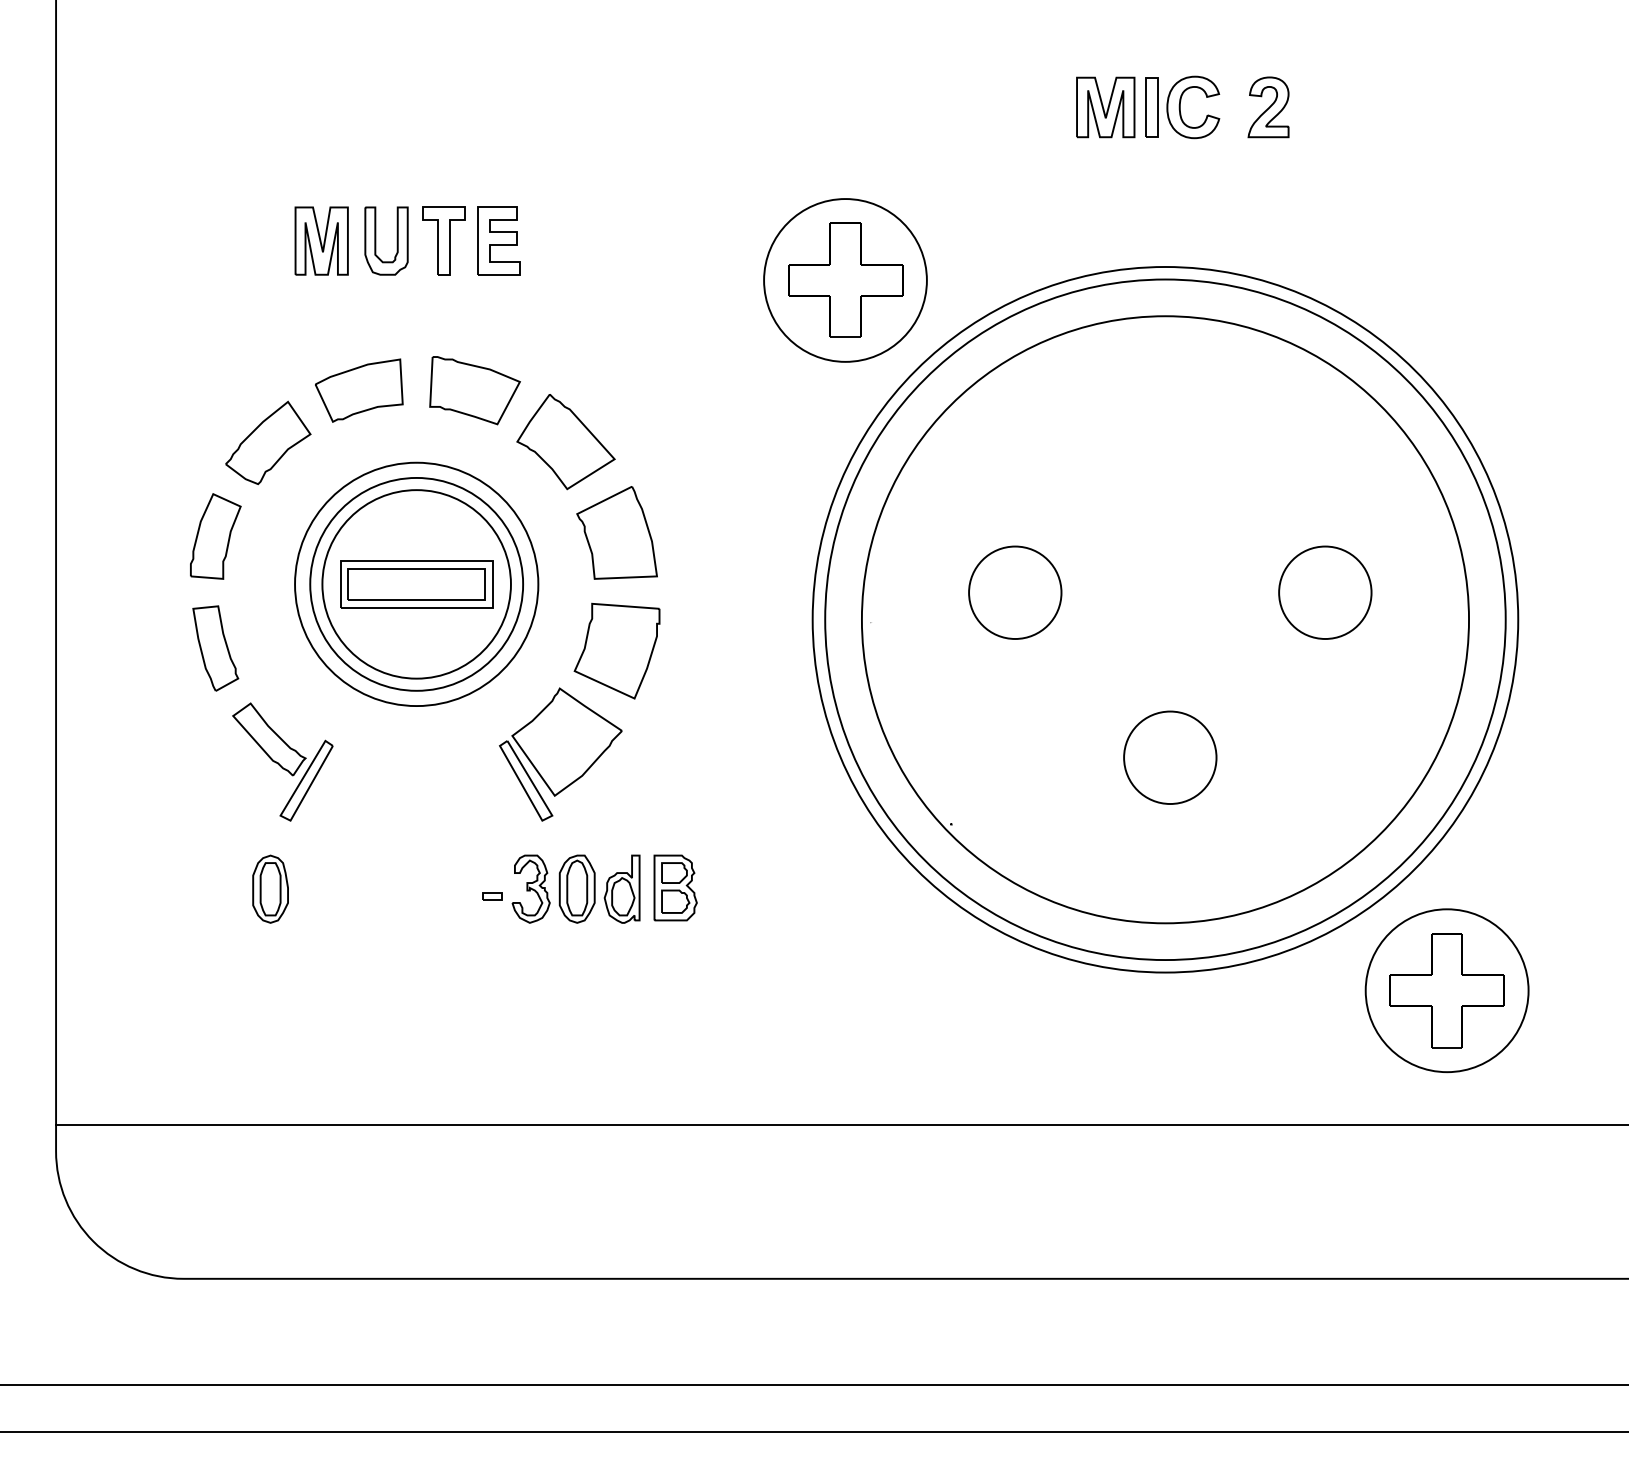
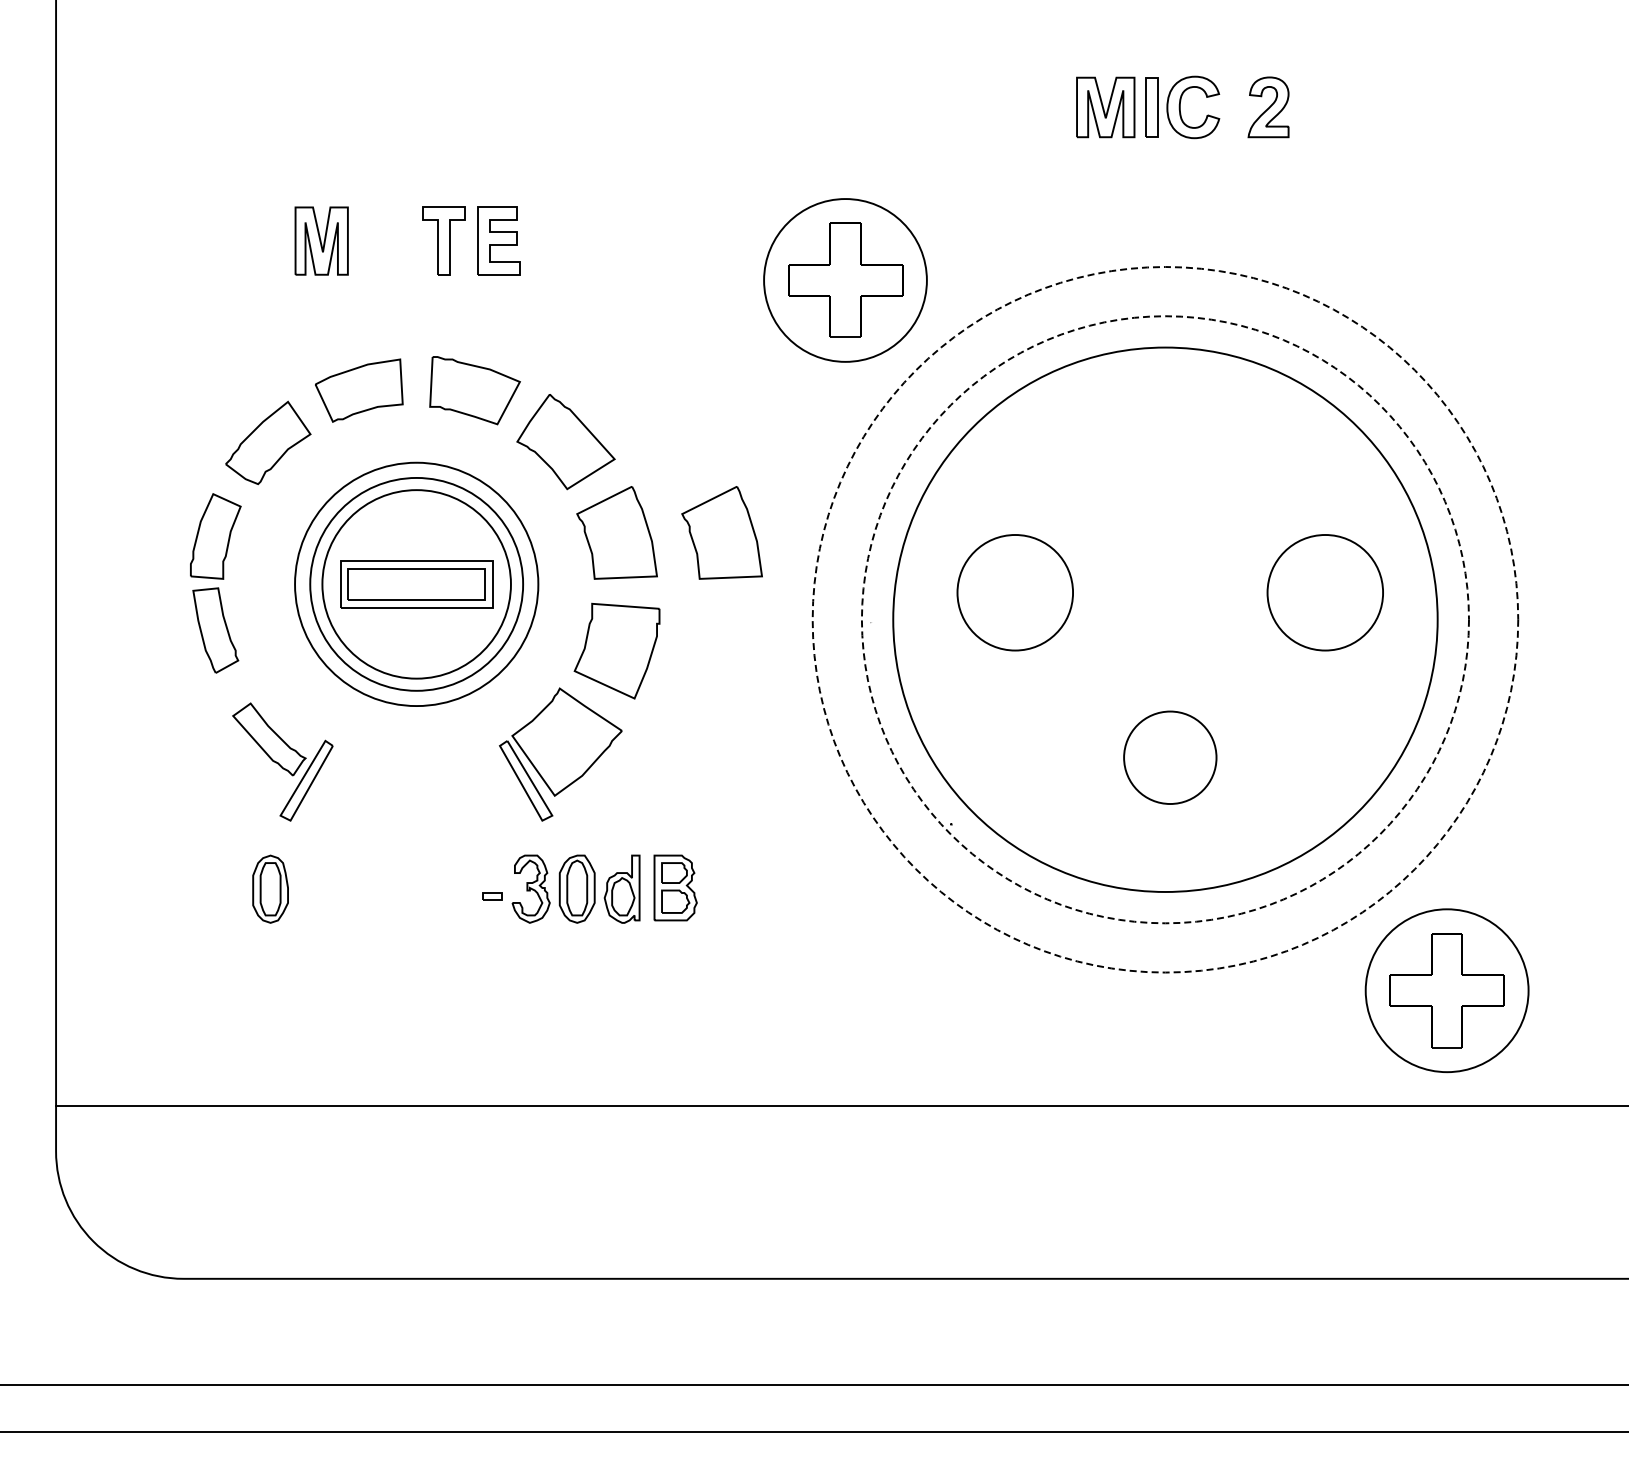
part: present -> none (376, 240)
part: none -> present (721, 532)
circle diameter: 92 px -> 116 px (1015, 592)
circle diameter: 92 px -> 116 px (1325, 592)
circle diameter: 681 px -> 544 px (1165, 619)
circle: solid -> dashed (1165, 619)
circle: solid -> dashed (1165, 619)
part position: (215, 648) -> (215, 630) (215, 630)
line position: (840, 1124) -> (840, 1105) (840, 1105)
